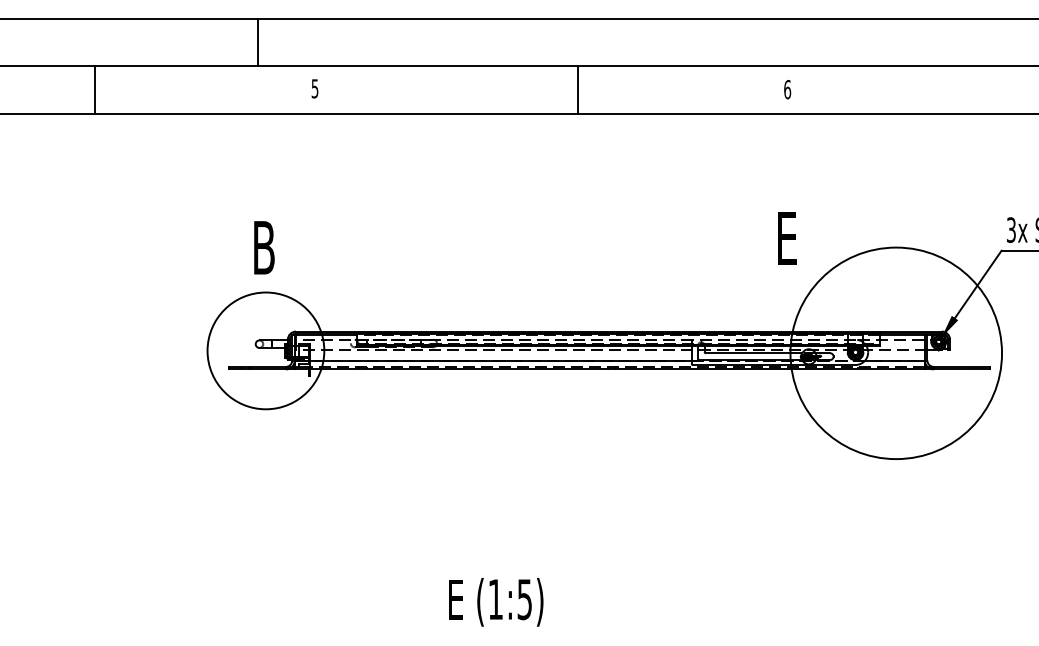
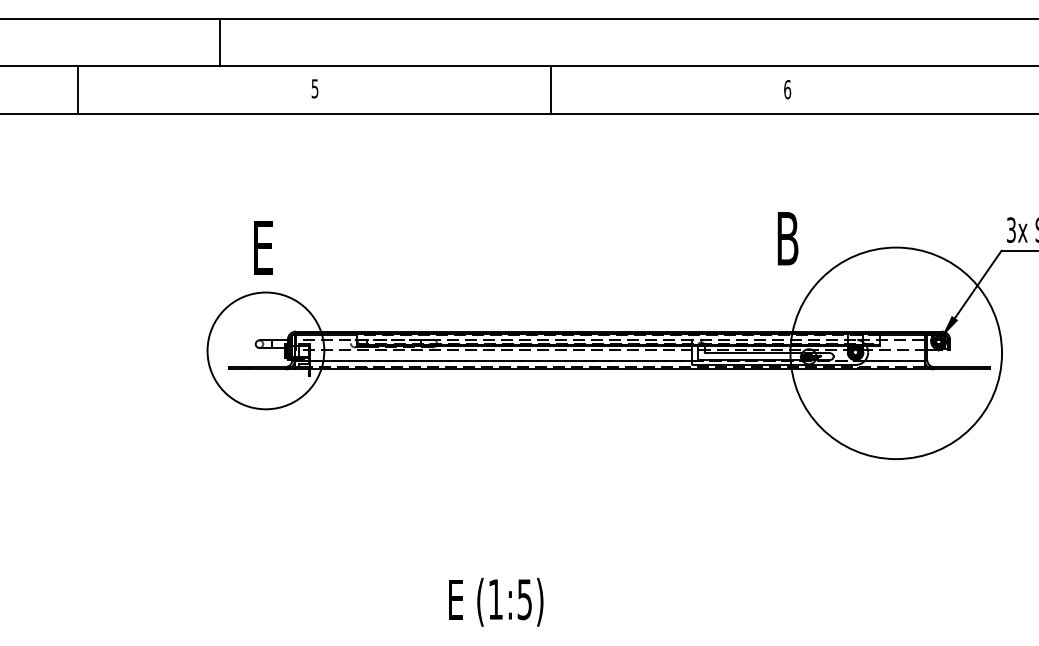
line position: (258, 42) -> (220, 42) (220, 42)
line position: (95, 89) -> (78, 89) (78, 89)
line position: (578, 89) -> (551, 89) (551, 89)
text: E -> B (787, 238)
text: B -> E (264, 247)
